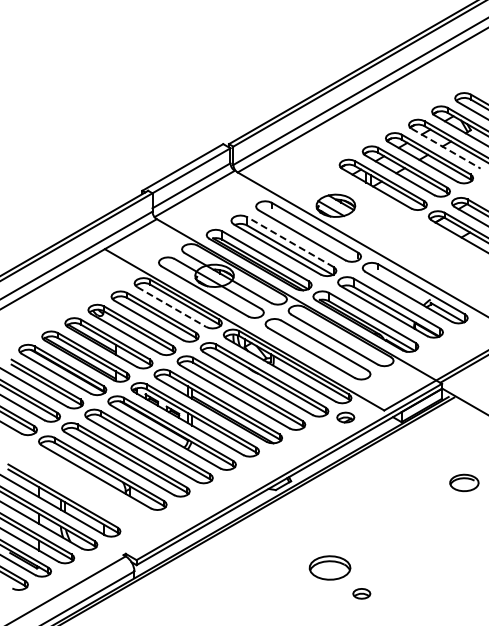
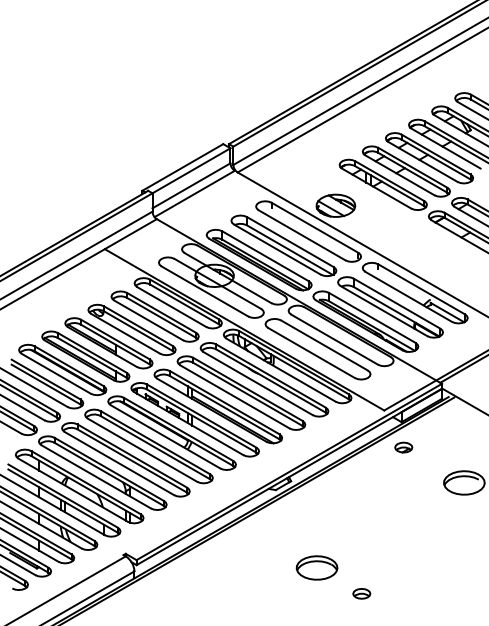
line: dashed -> solid (446, 148)
line: dashed -> solid (289, 241)
line: dashed -> solid (171, 307)
part position: (345, 417) -> (403, 447) (403, 447)
part size: 31x20 px -> 43x26 px (464, 482)
part: none -> present (79, 486)
part position: (329, 567) -> (316, 567) (316, 567)
